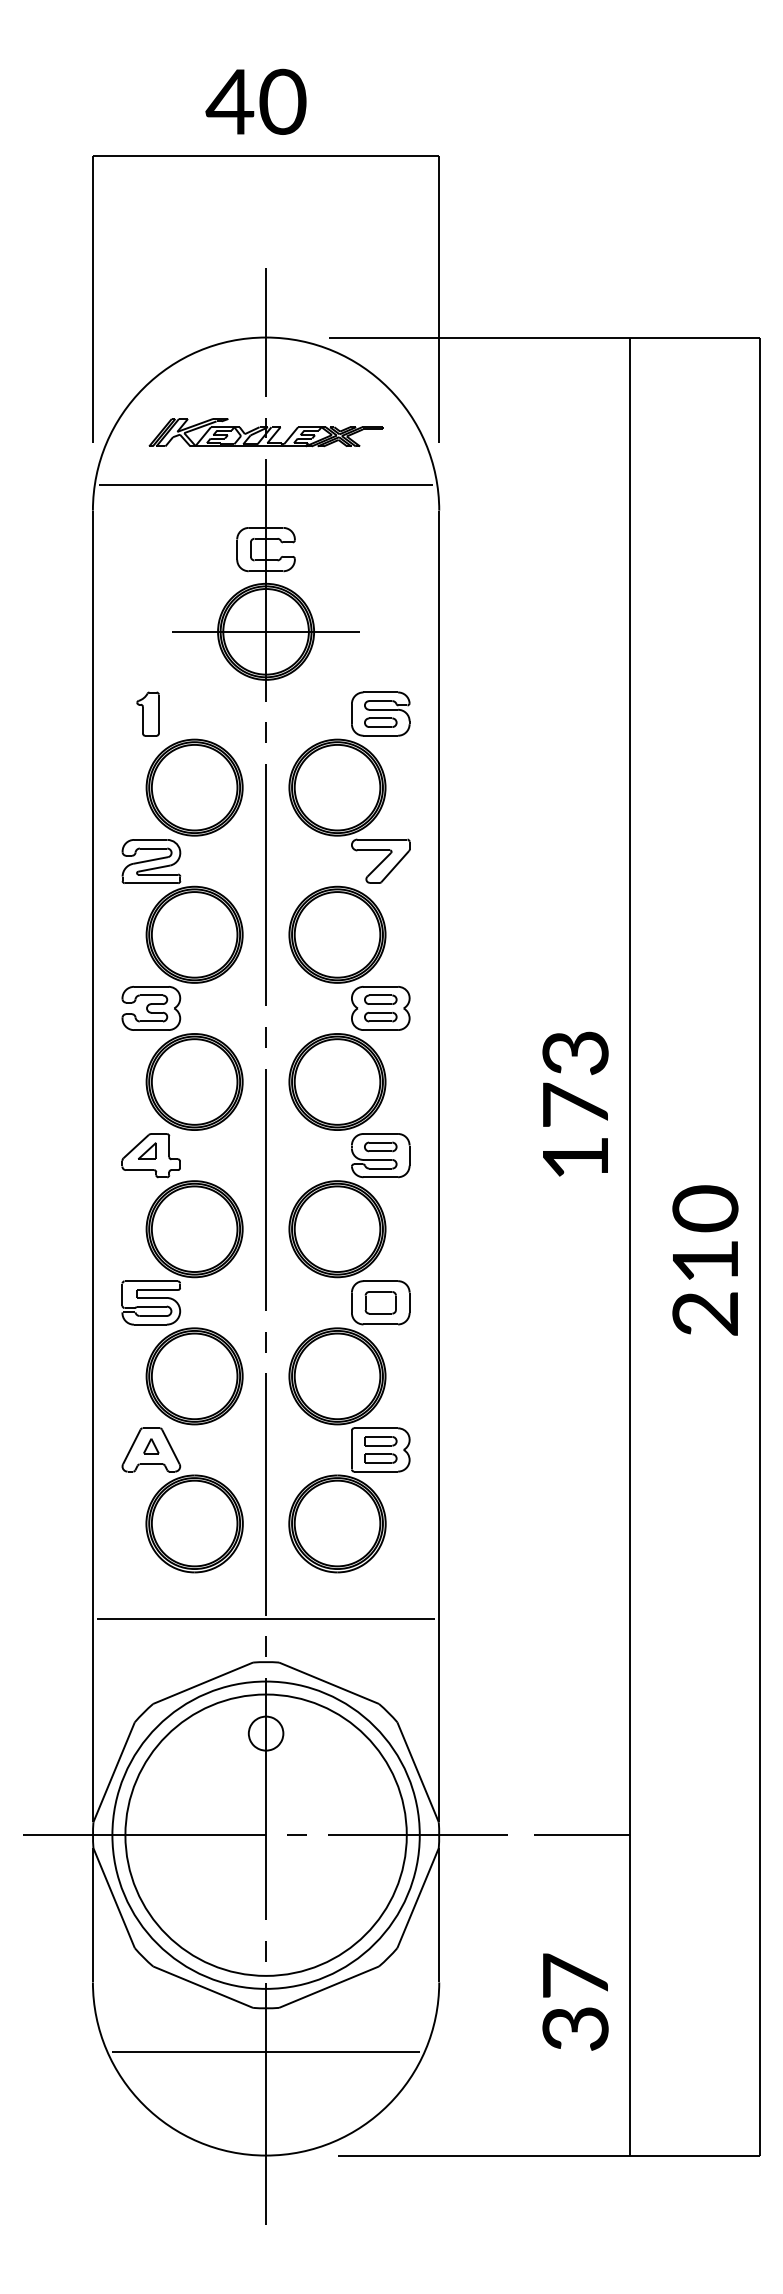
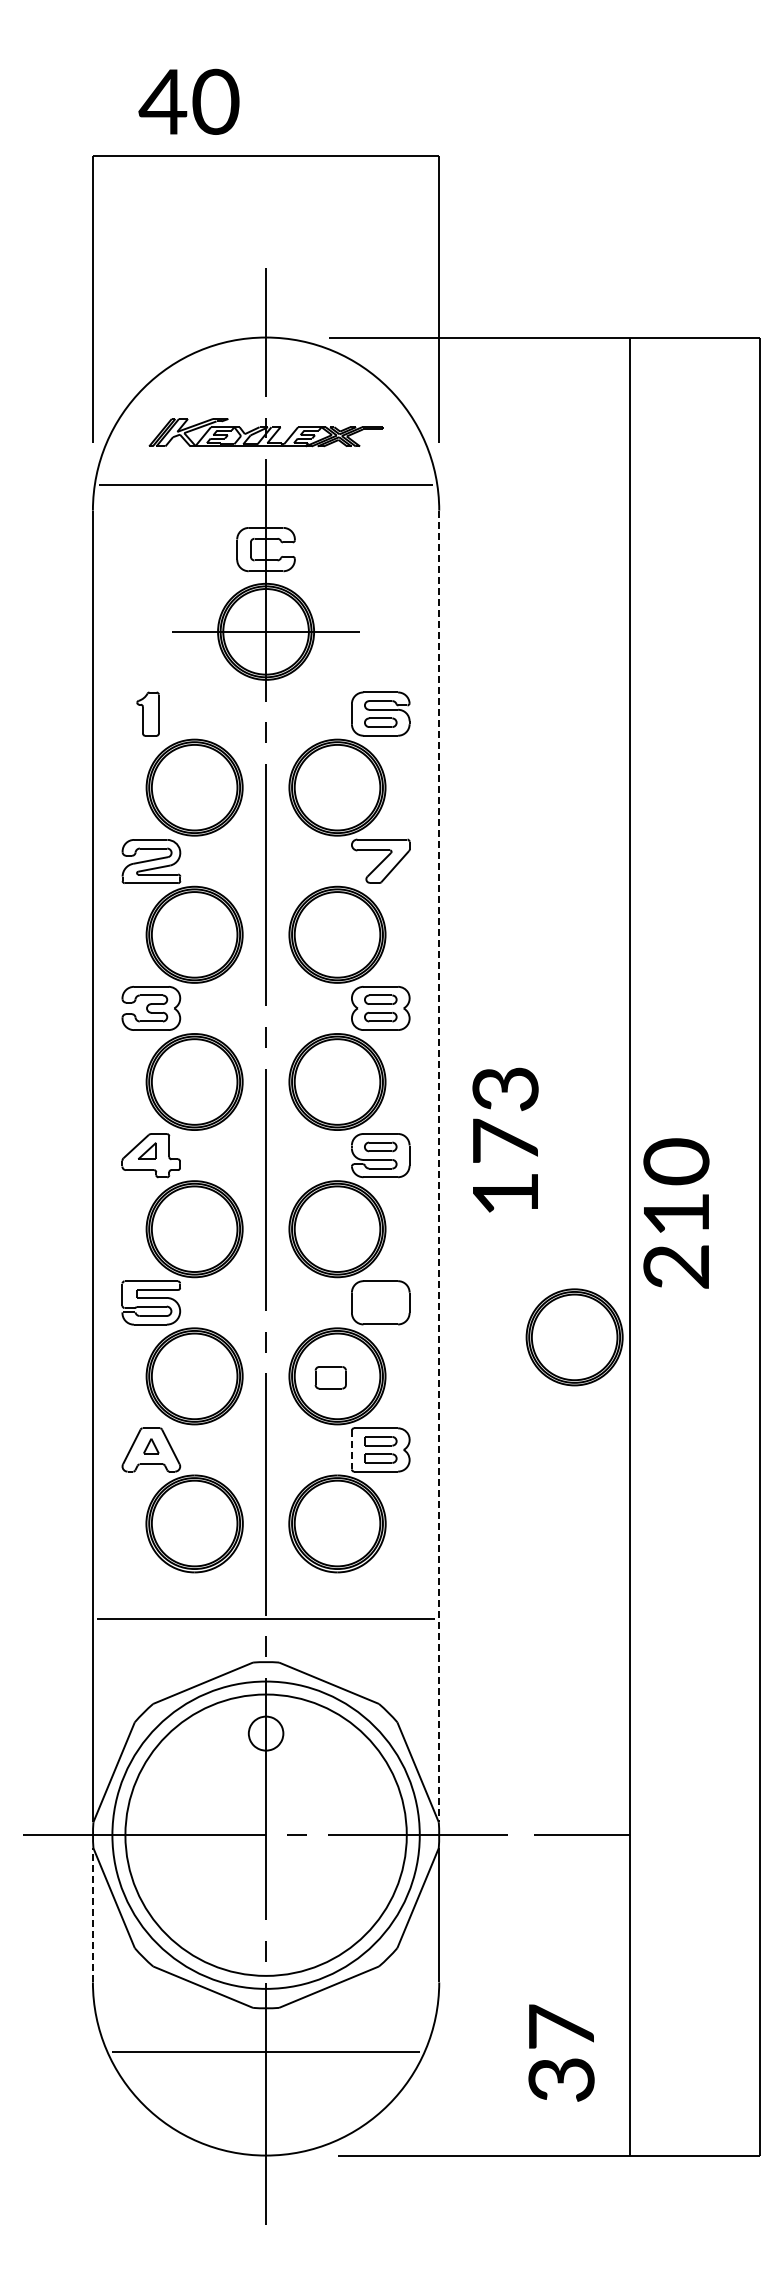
text position: (255, 101) -> (188, 101) (188, 101)
text position: (575, 1103) -> (505, 1139) (505, 1139)
line: solid -> dashed (439, 1166)
text position: (705, 1260) -> (676, 1213) (676, 1213)
part position: (380, 1302) -> (330, 1377) (330, 1377)
part: none -> present (574, 1337)
line: solid -> dashed (351, 1450)
line: solid -> dashed (92, 1914)
text position: (575, 2001) -> (561, 2052) (561, 2052)
